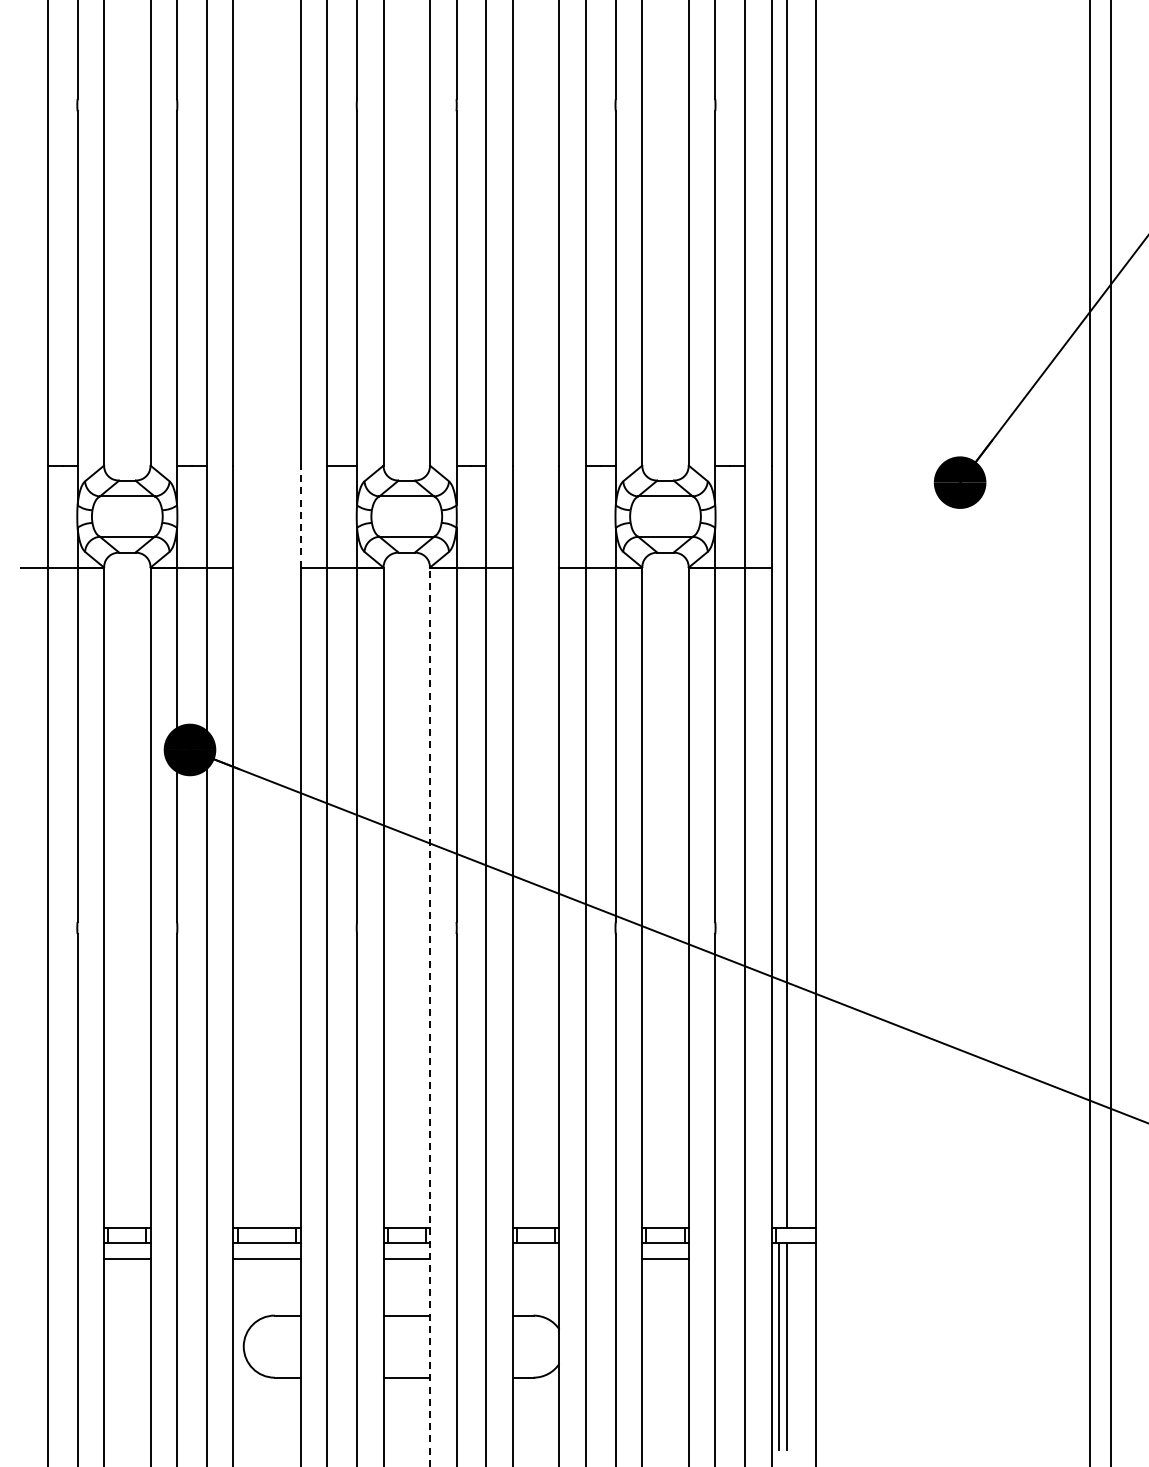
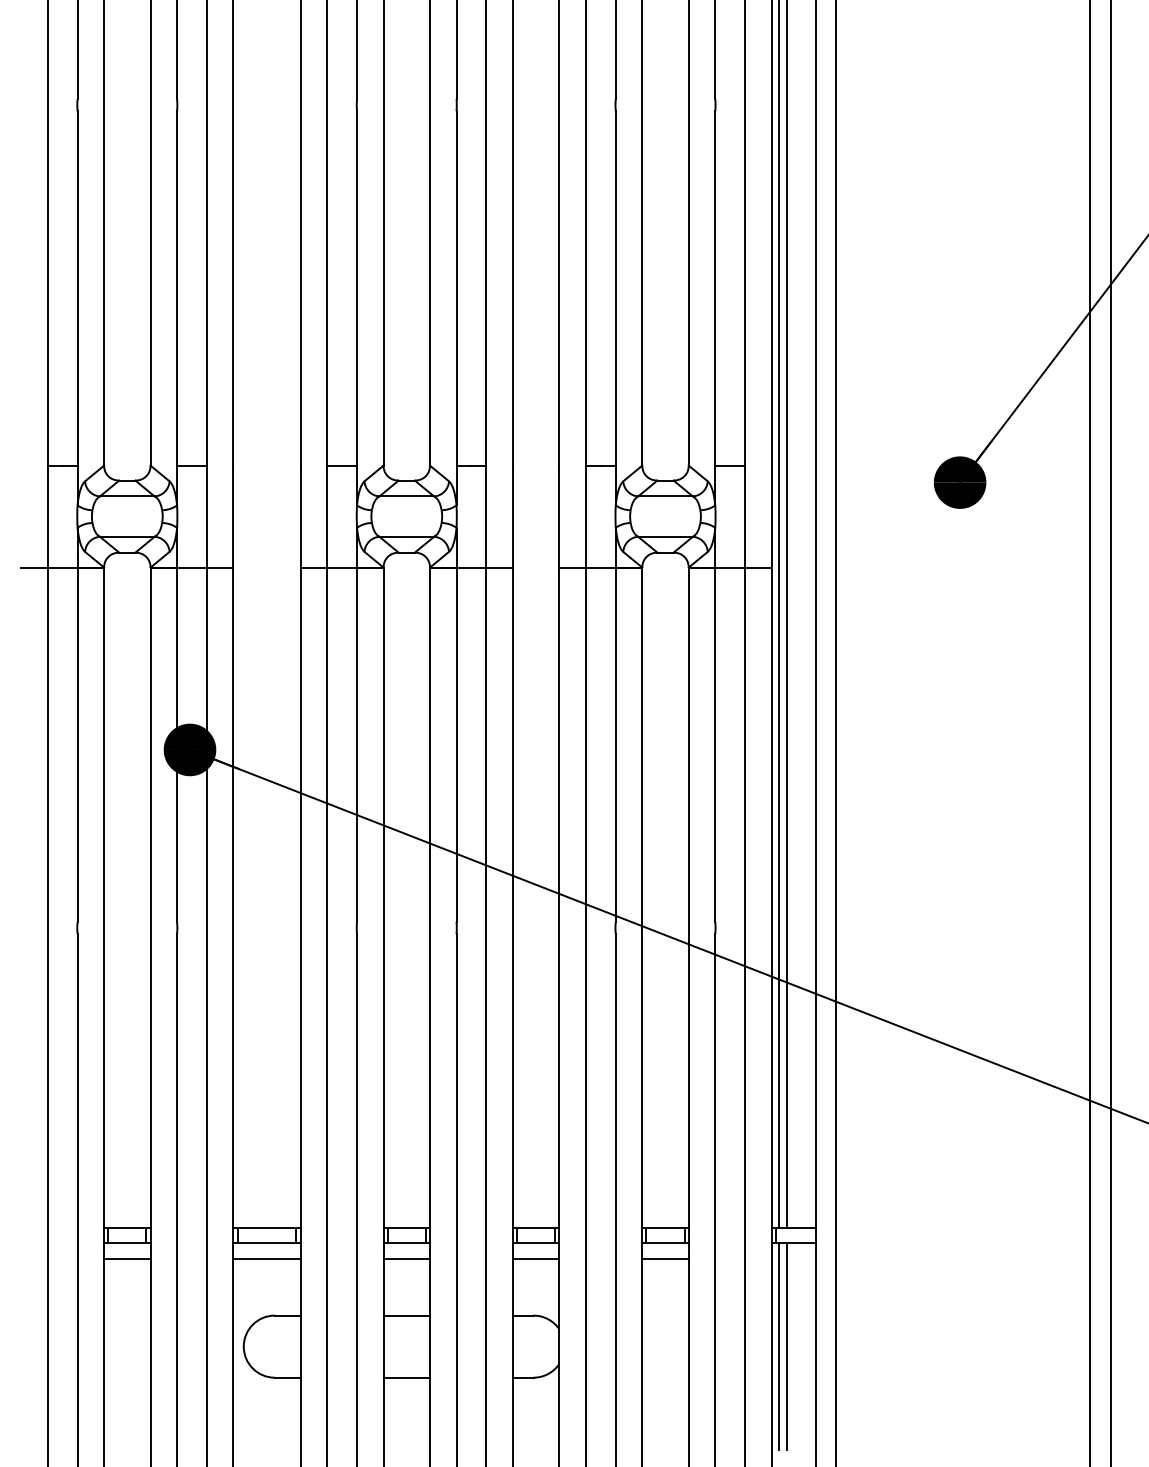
line: dashed -> solid (300, 516)
line: none -> present (779, 614)
line: none -> present (836, 732)
line: dashed -> solid (430, 1016)
line: none -> present (535, 1258)
